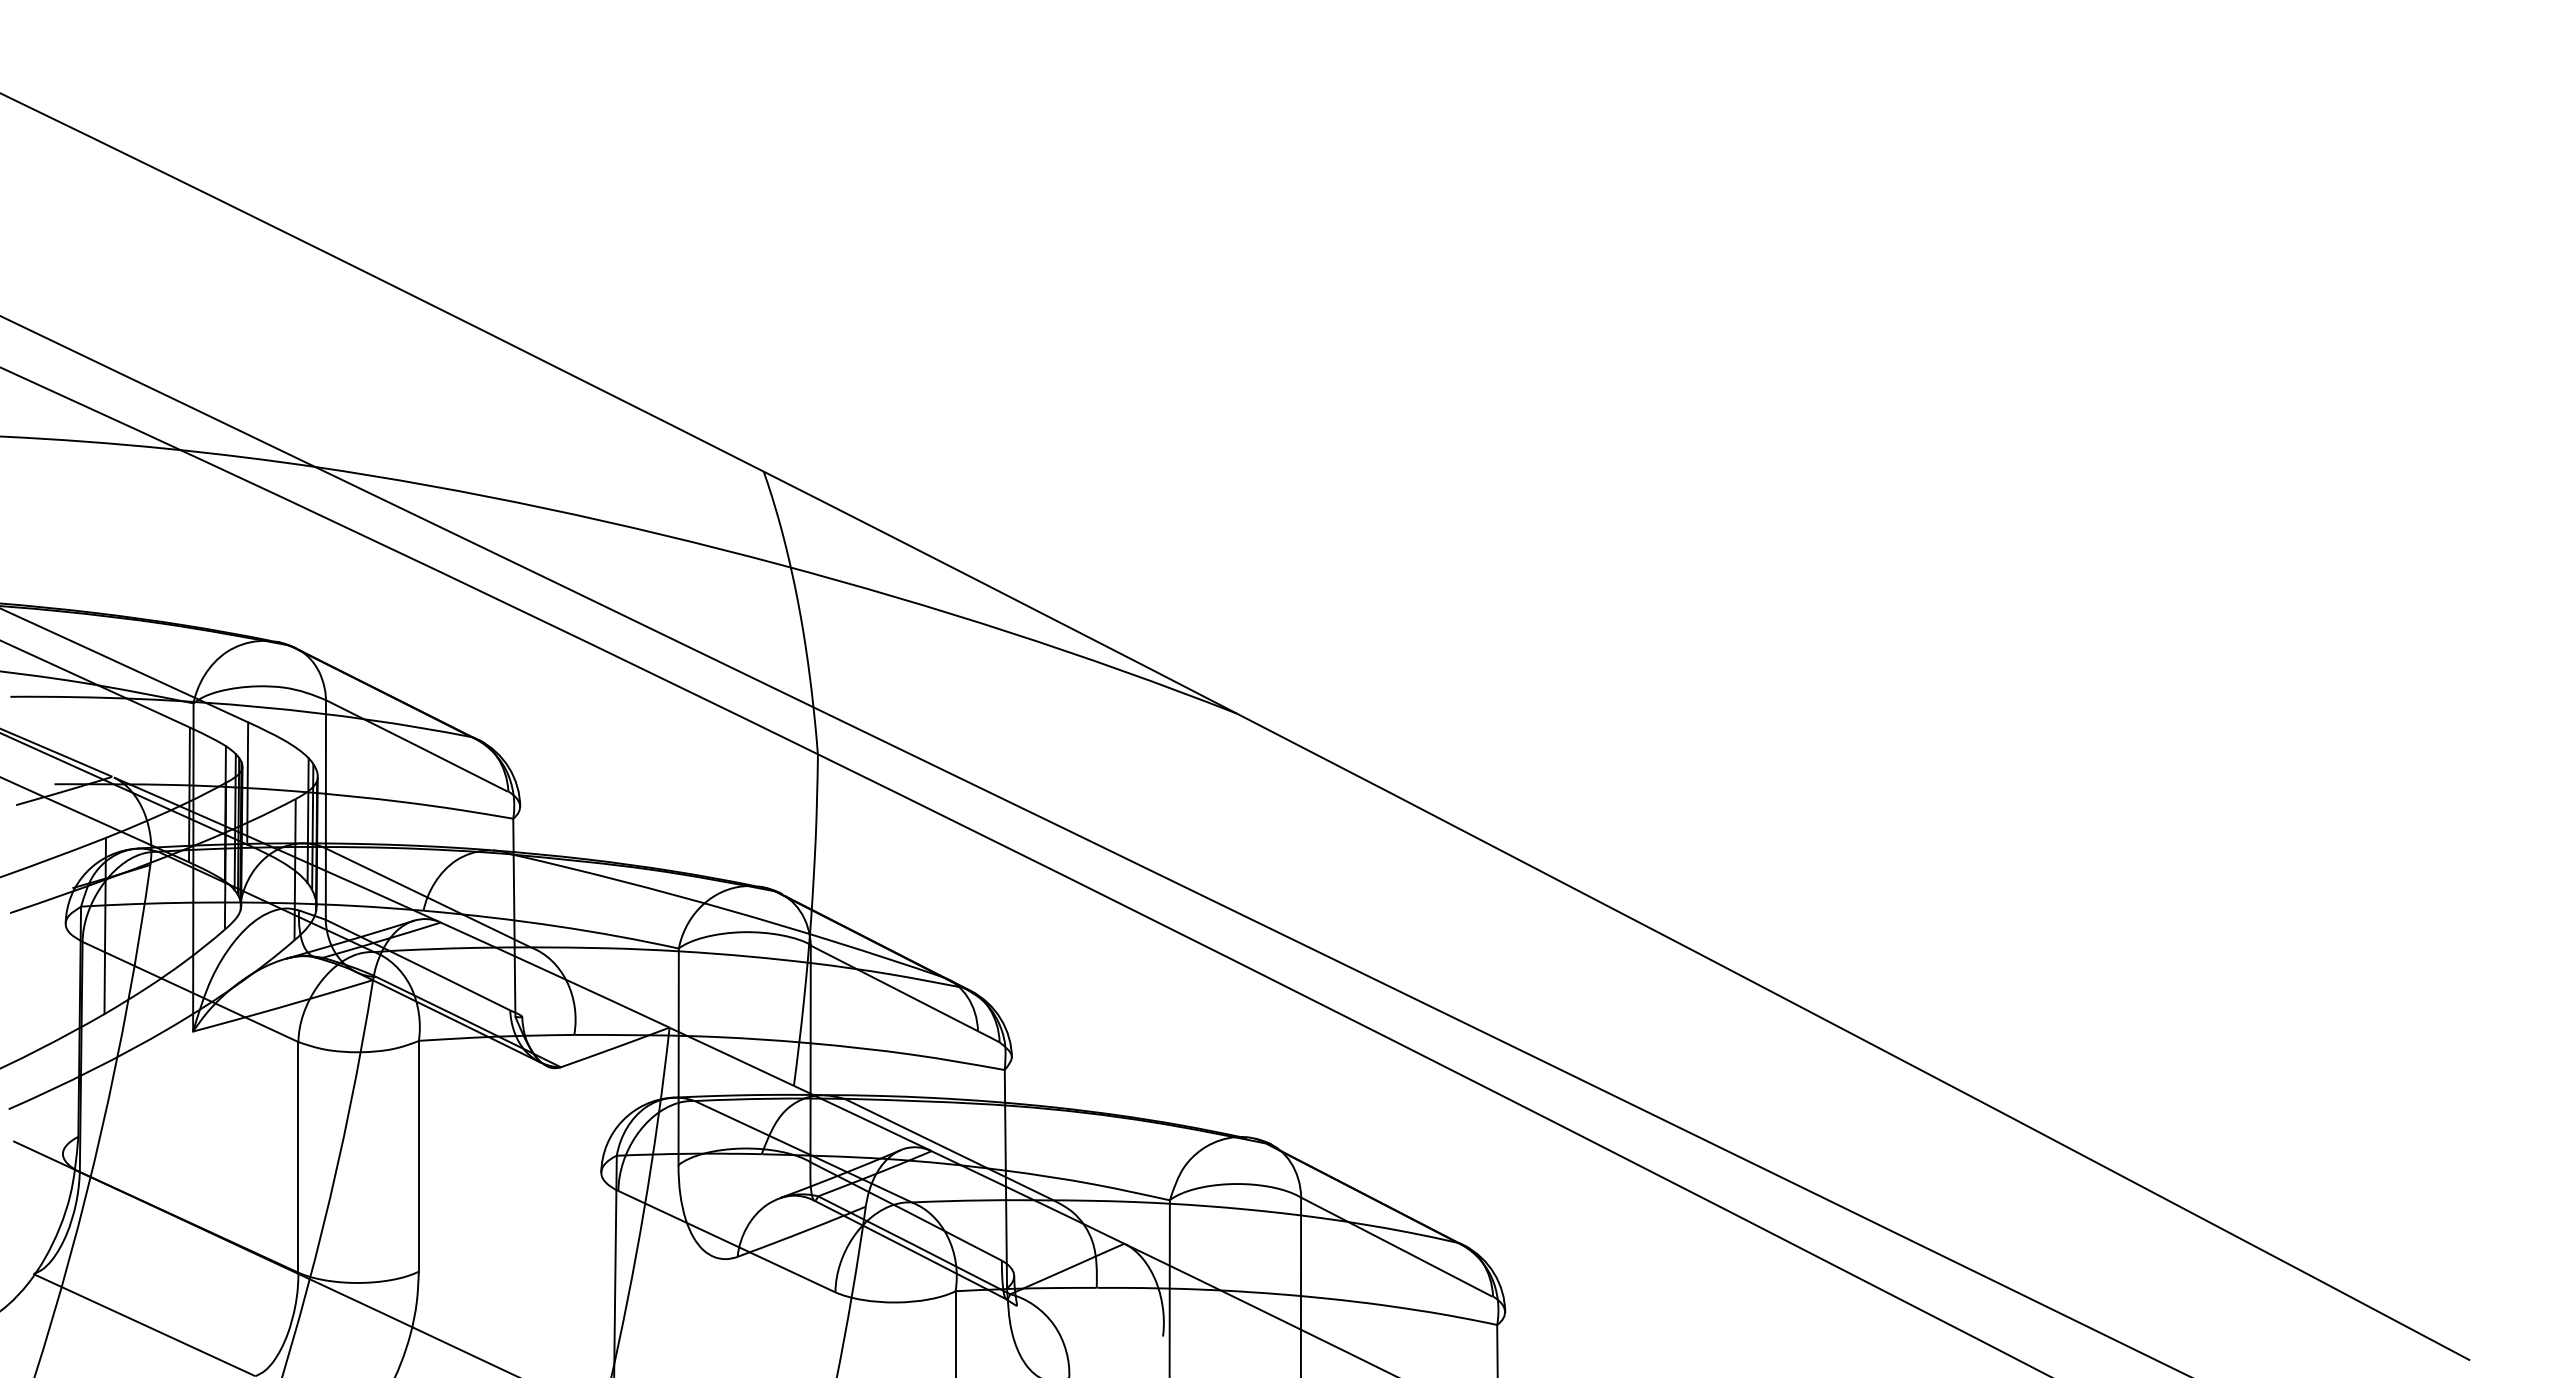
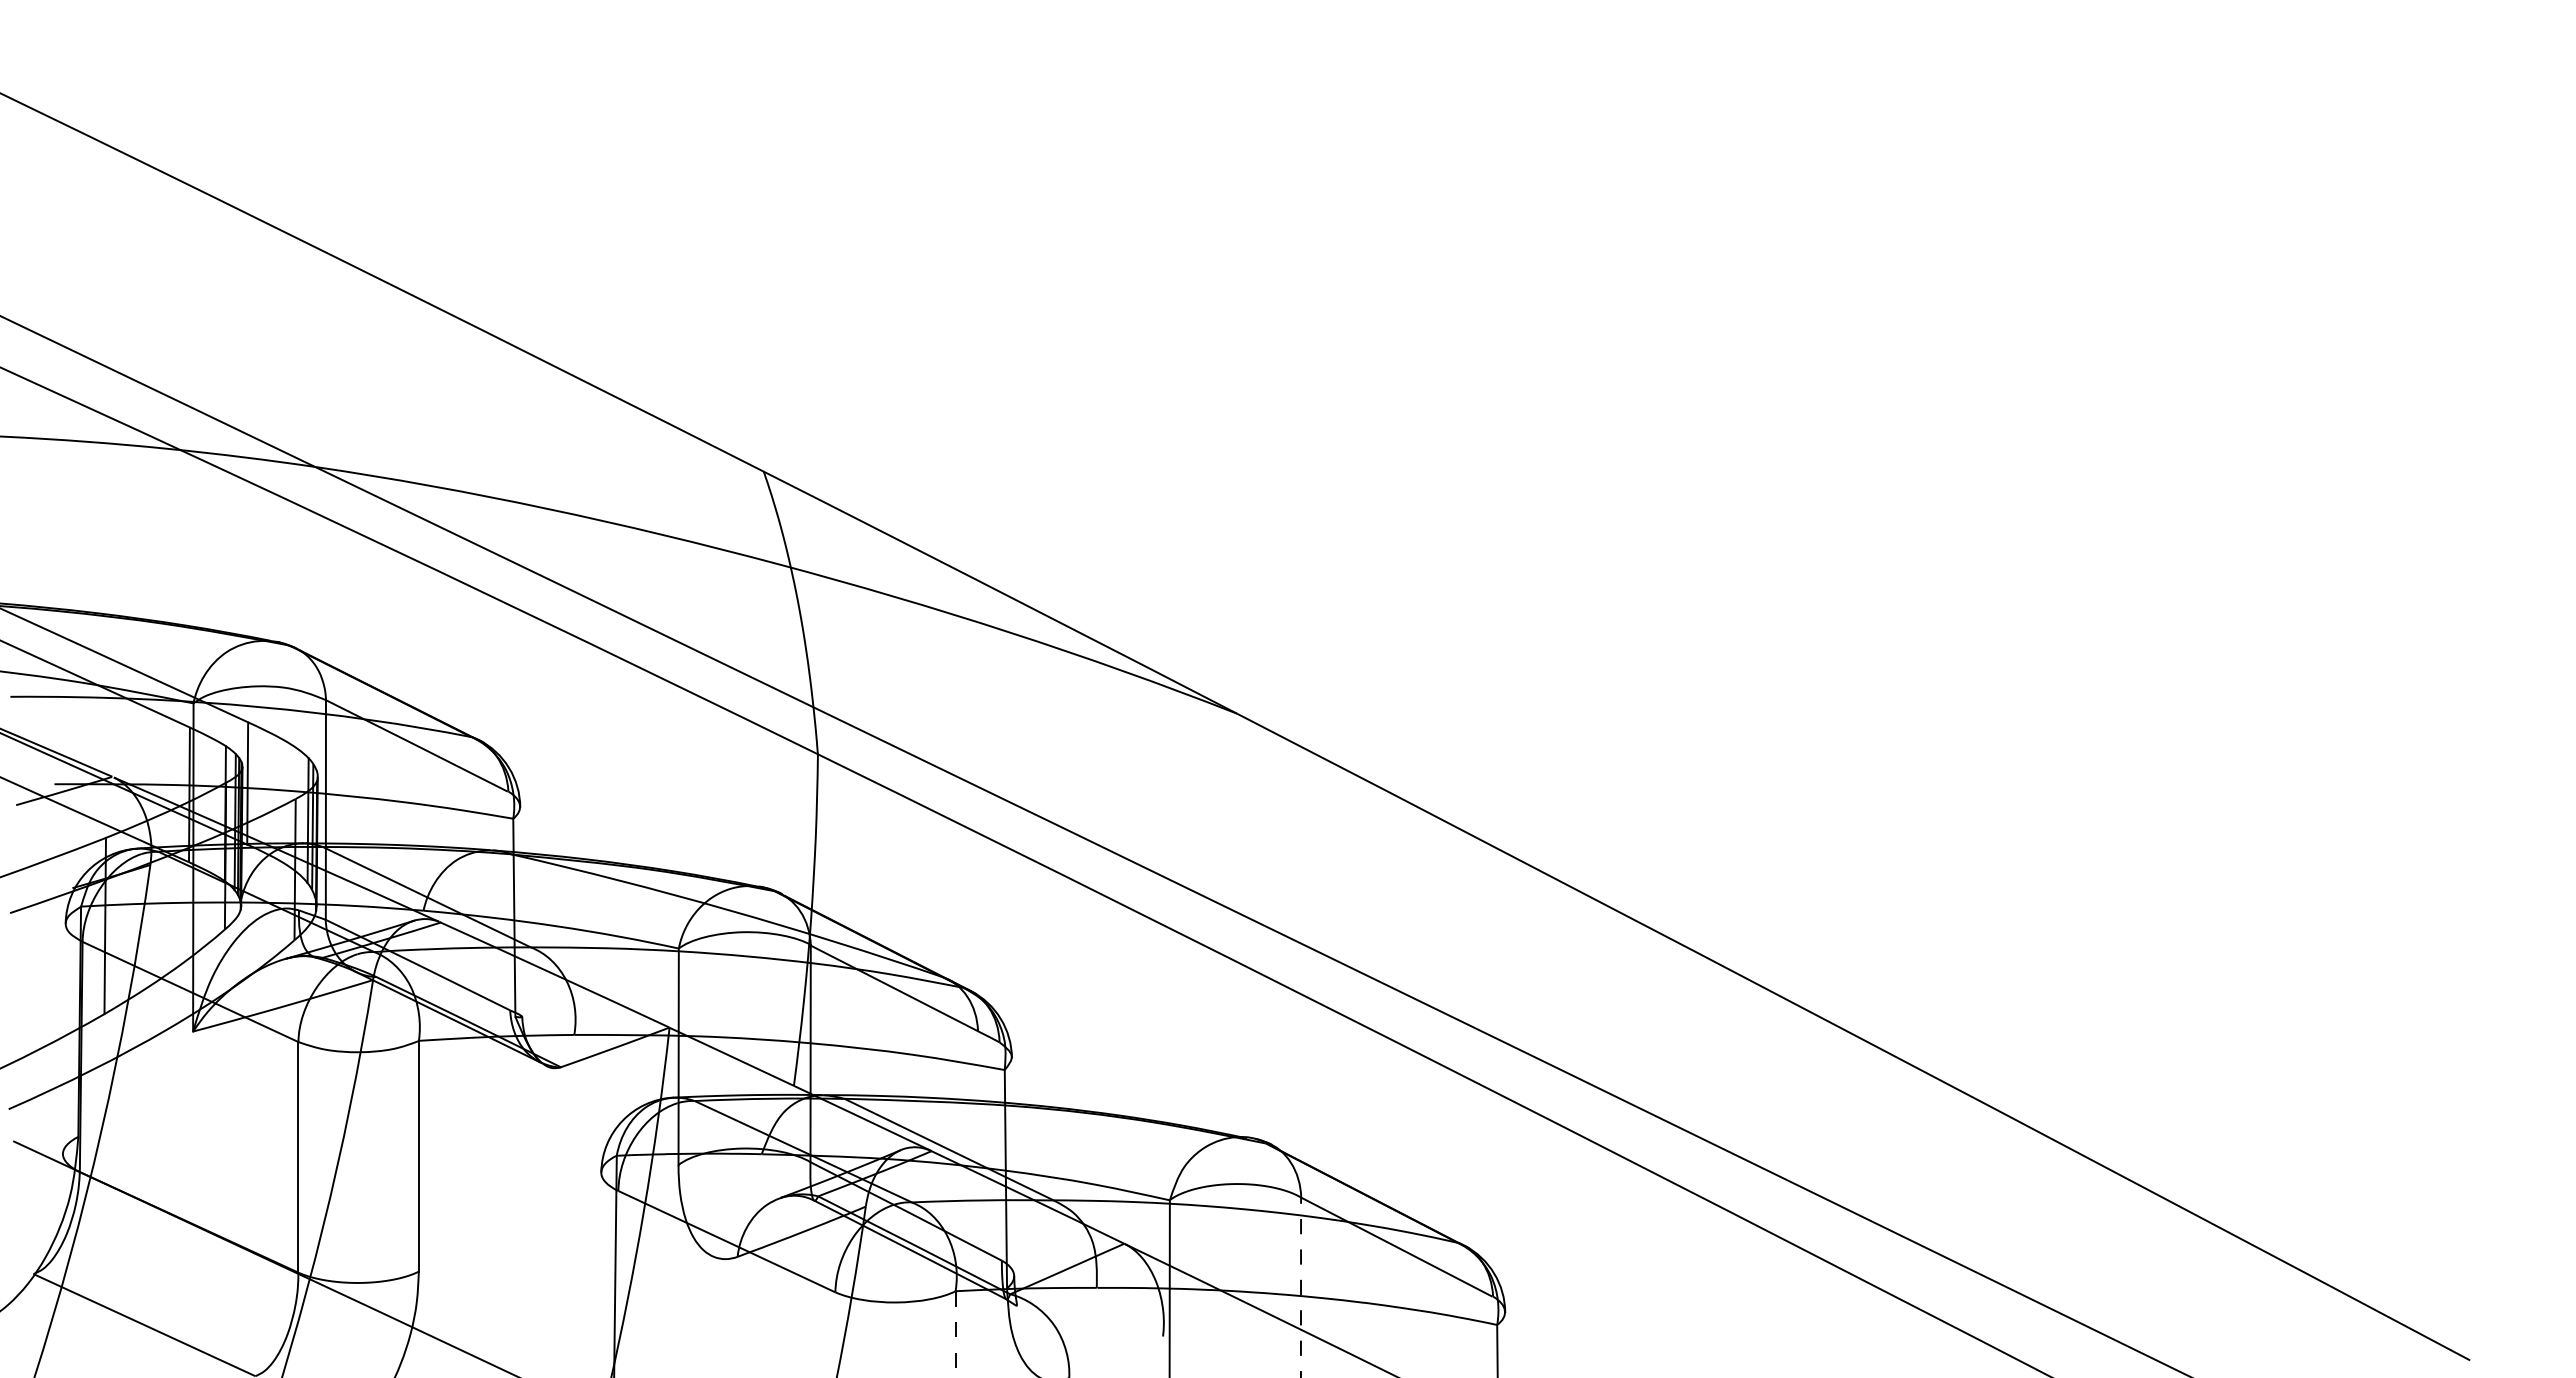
line: solid -> dashed (1301, 1287)
line: solid -> dashed (955, 1334)
